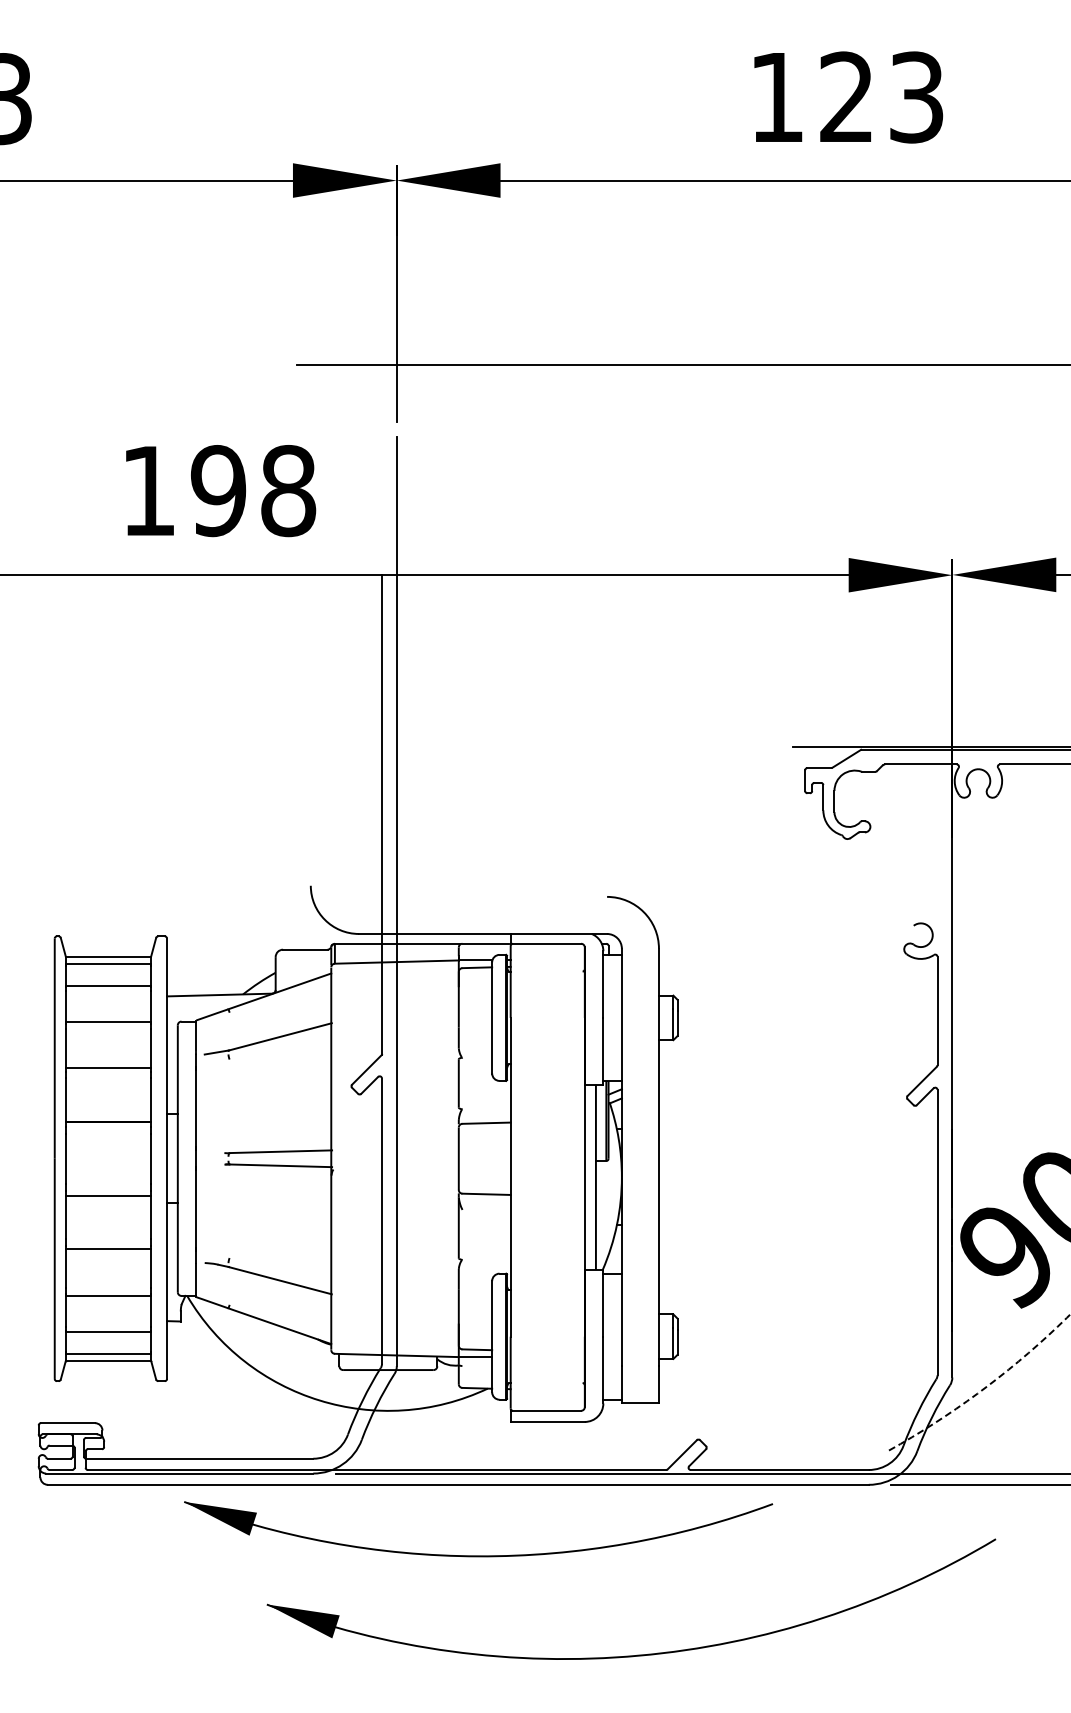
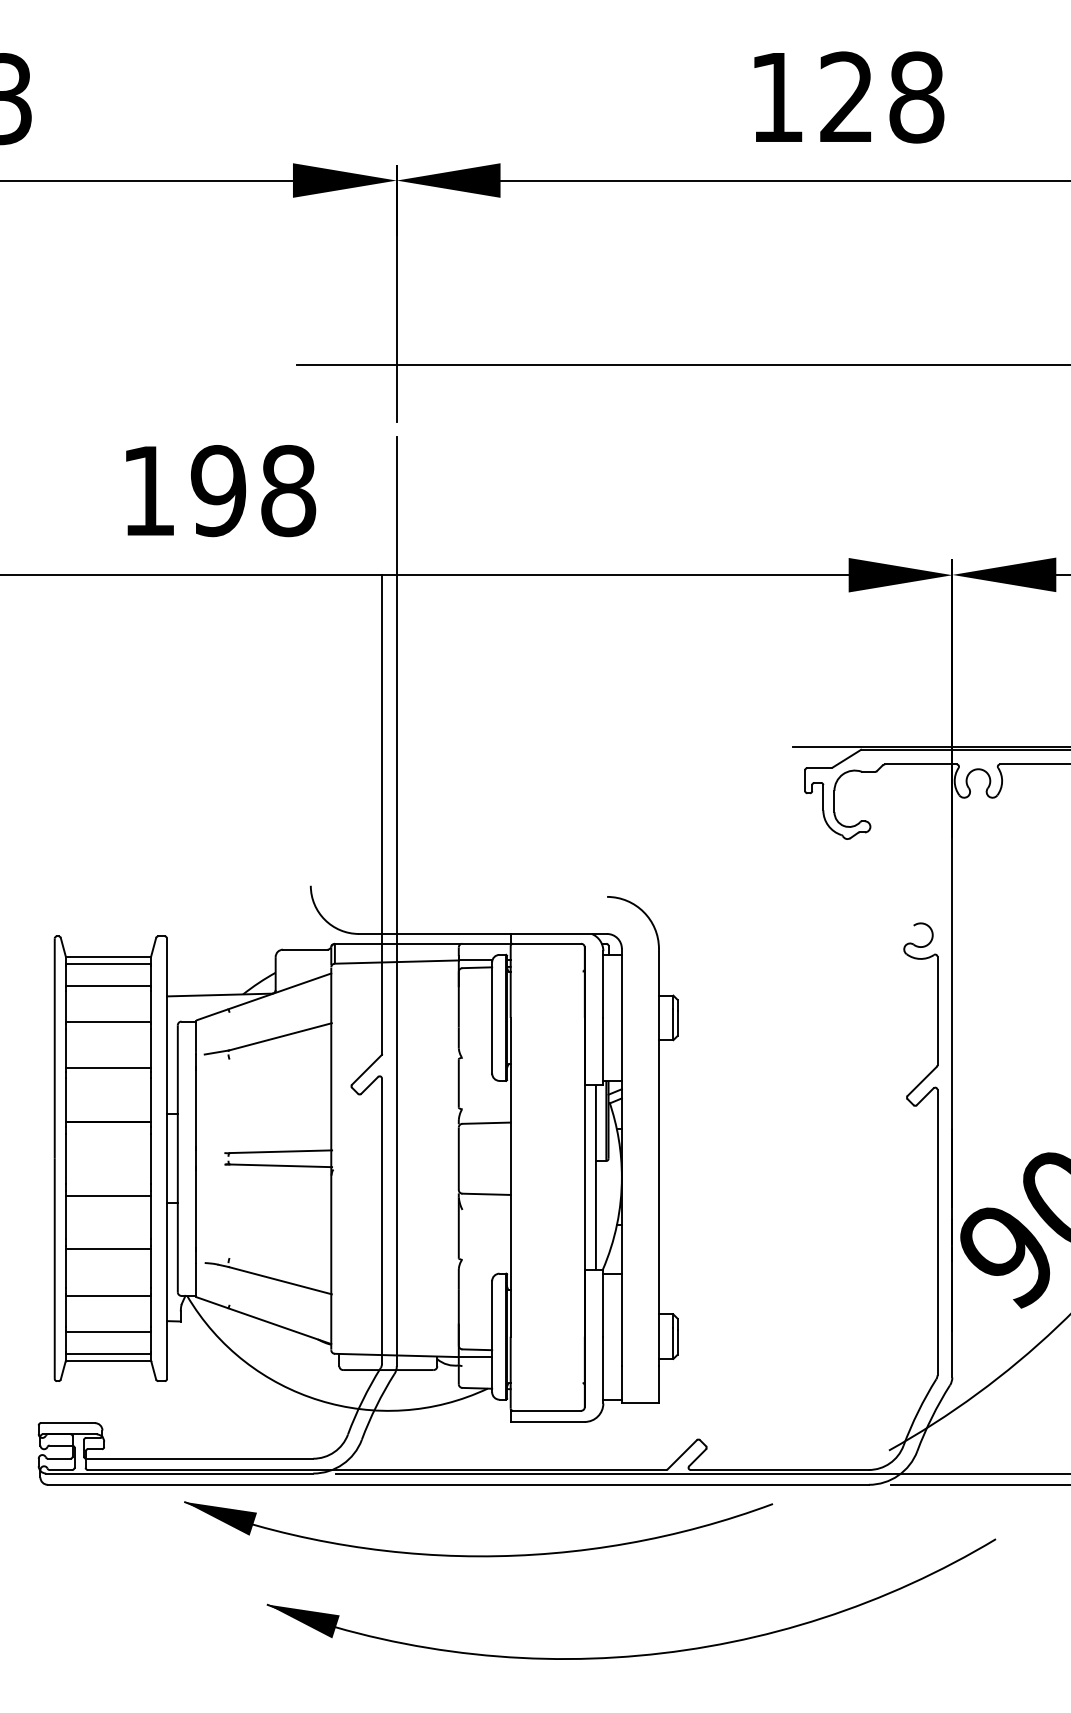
text: 123 -> 128 (916, 97)
arc: dashed -> solid (984, 1388)
